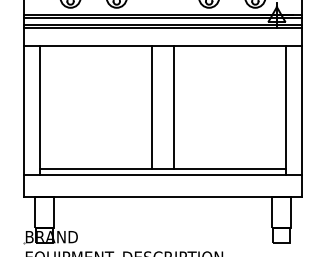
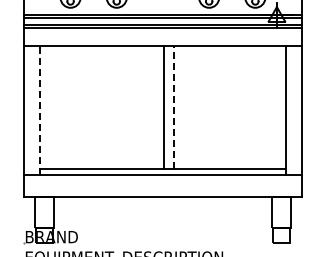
line: solid -> dashed (173, 106)
line position: (152, 107) -> (164, 107) (164, 107)
line: solid -> dashed (40, 109)
